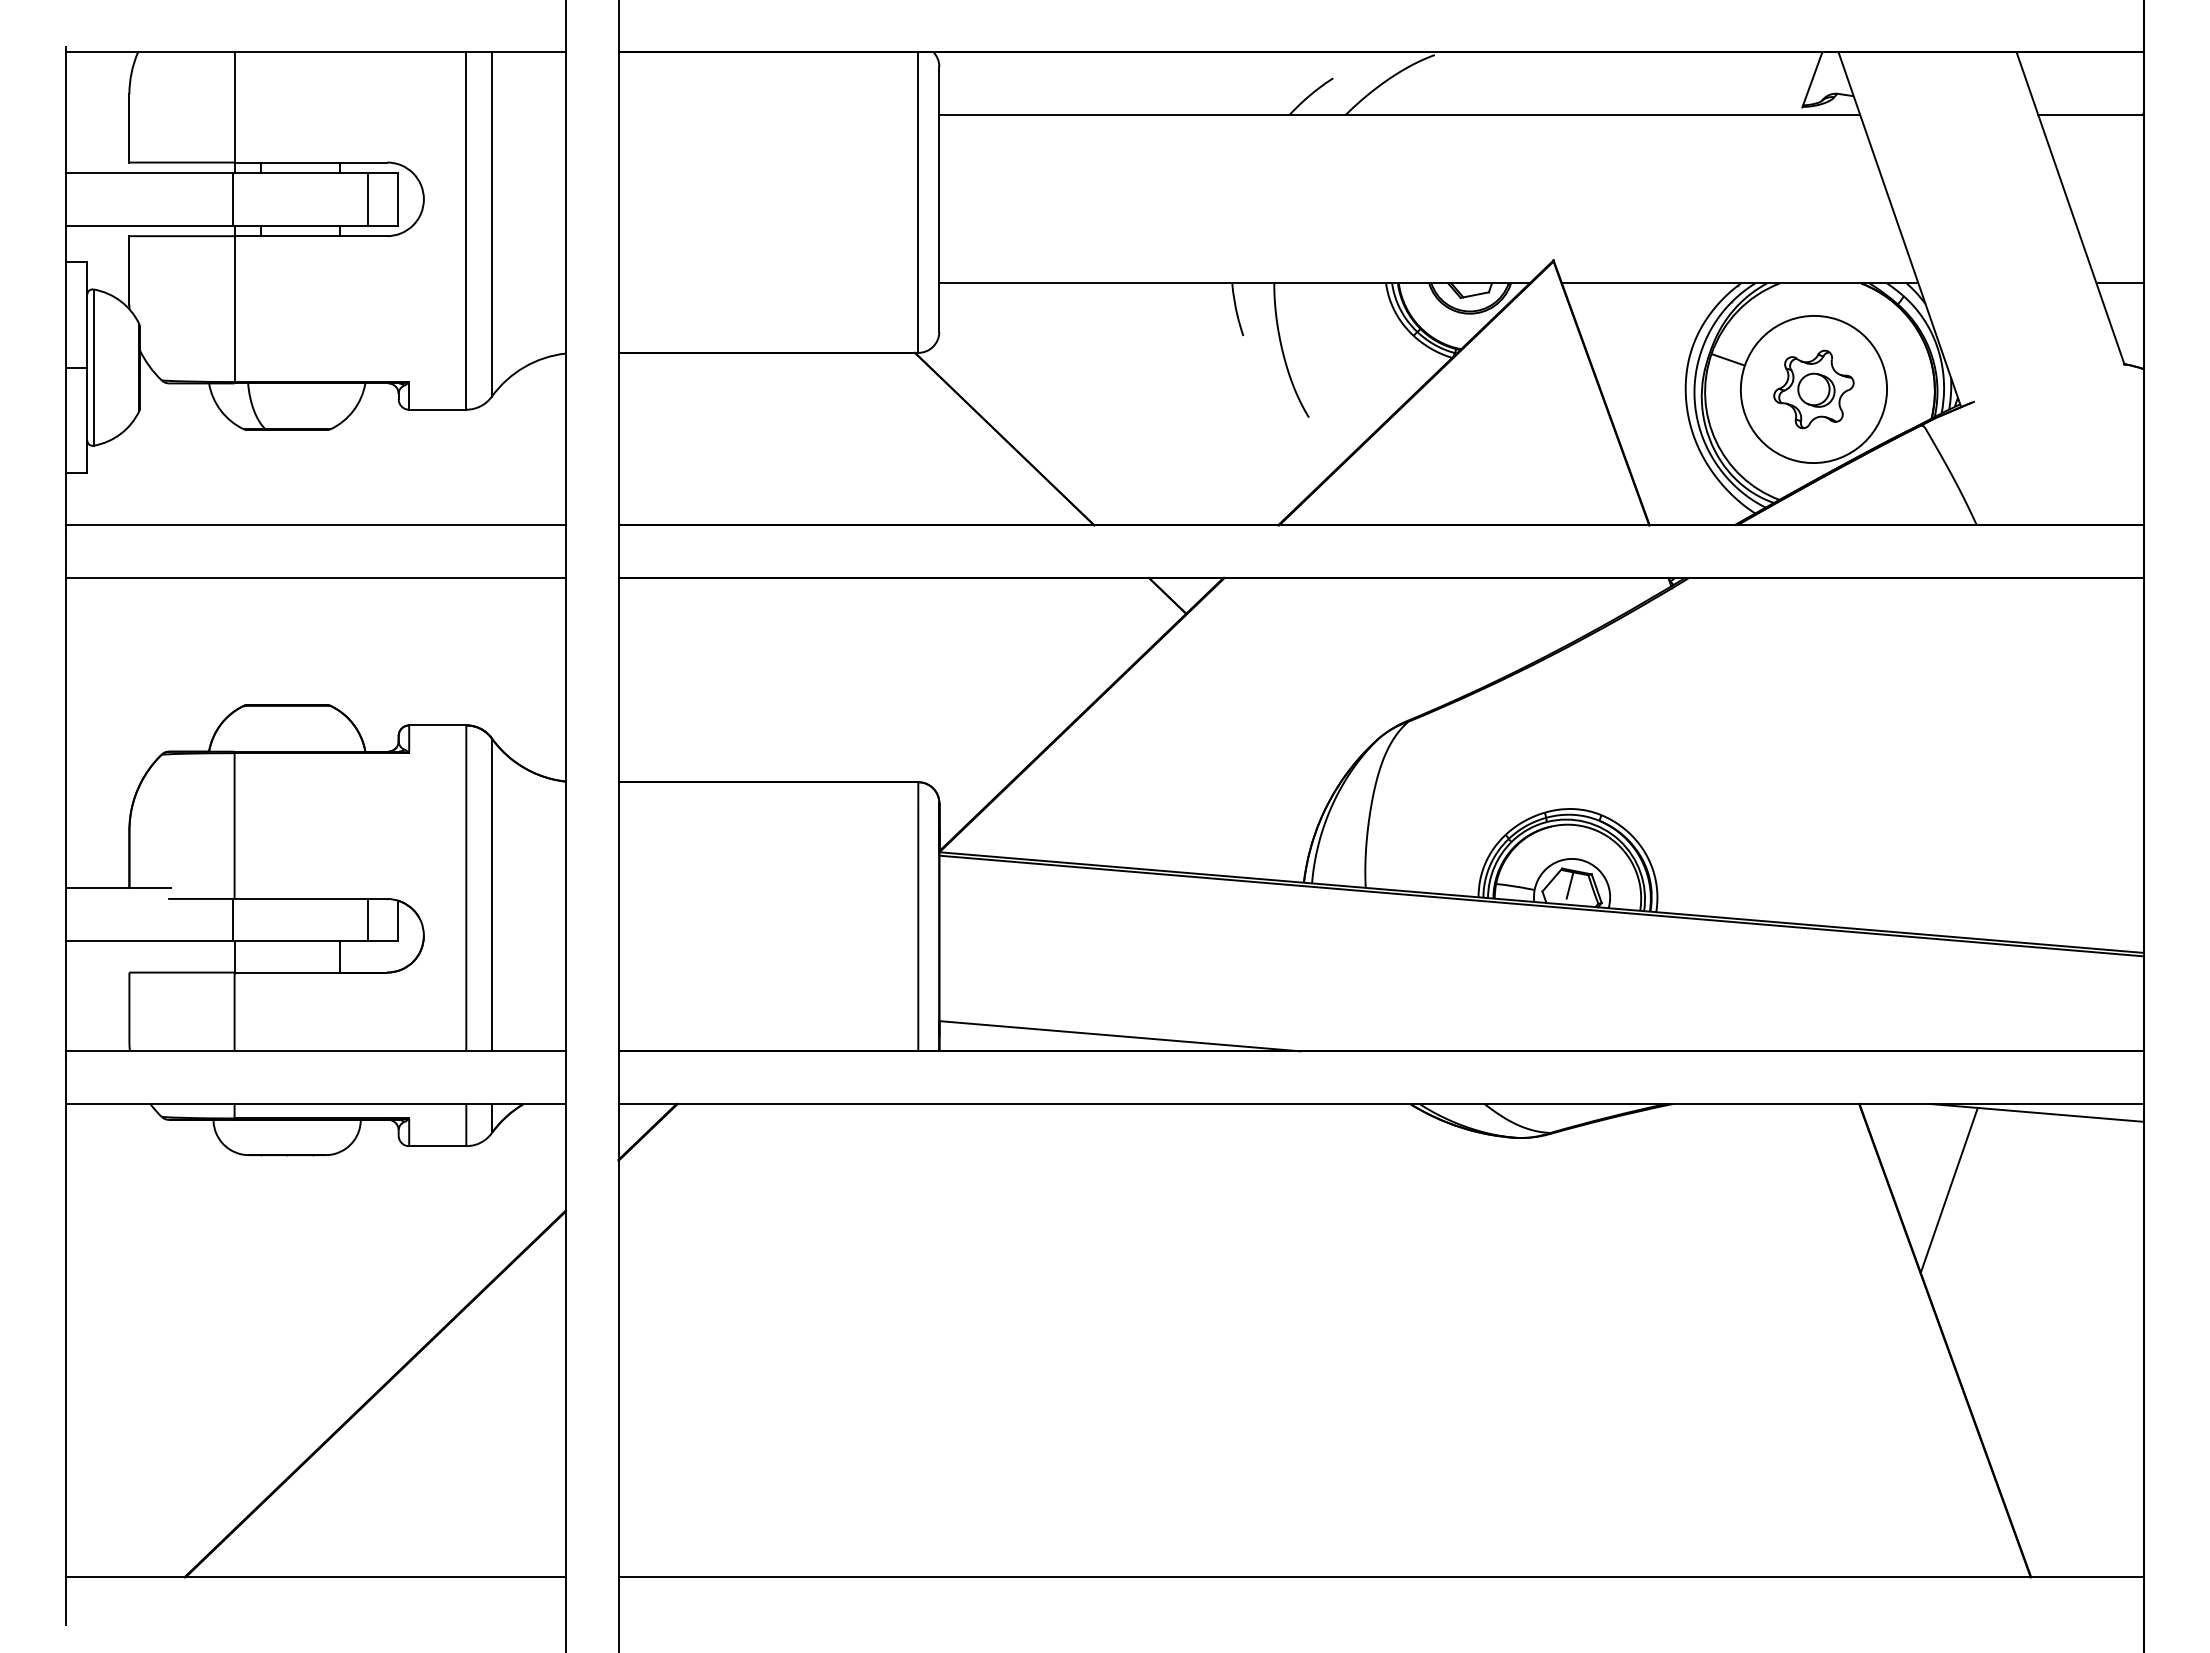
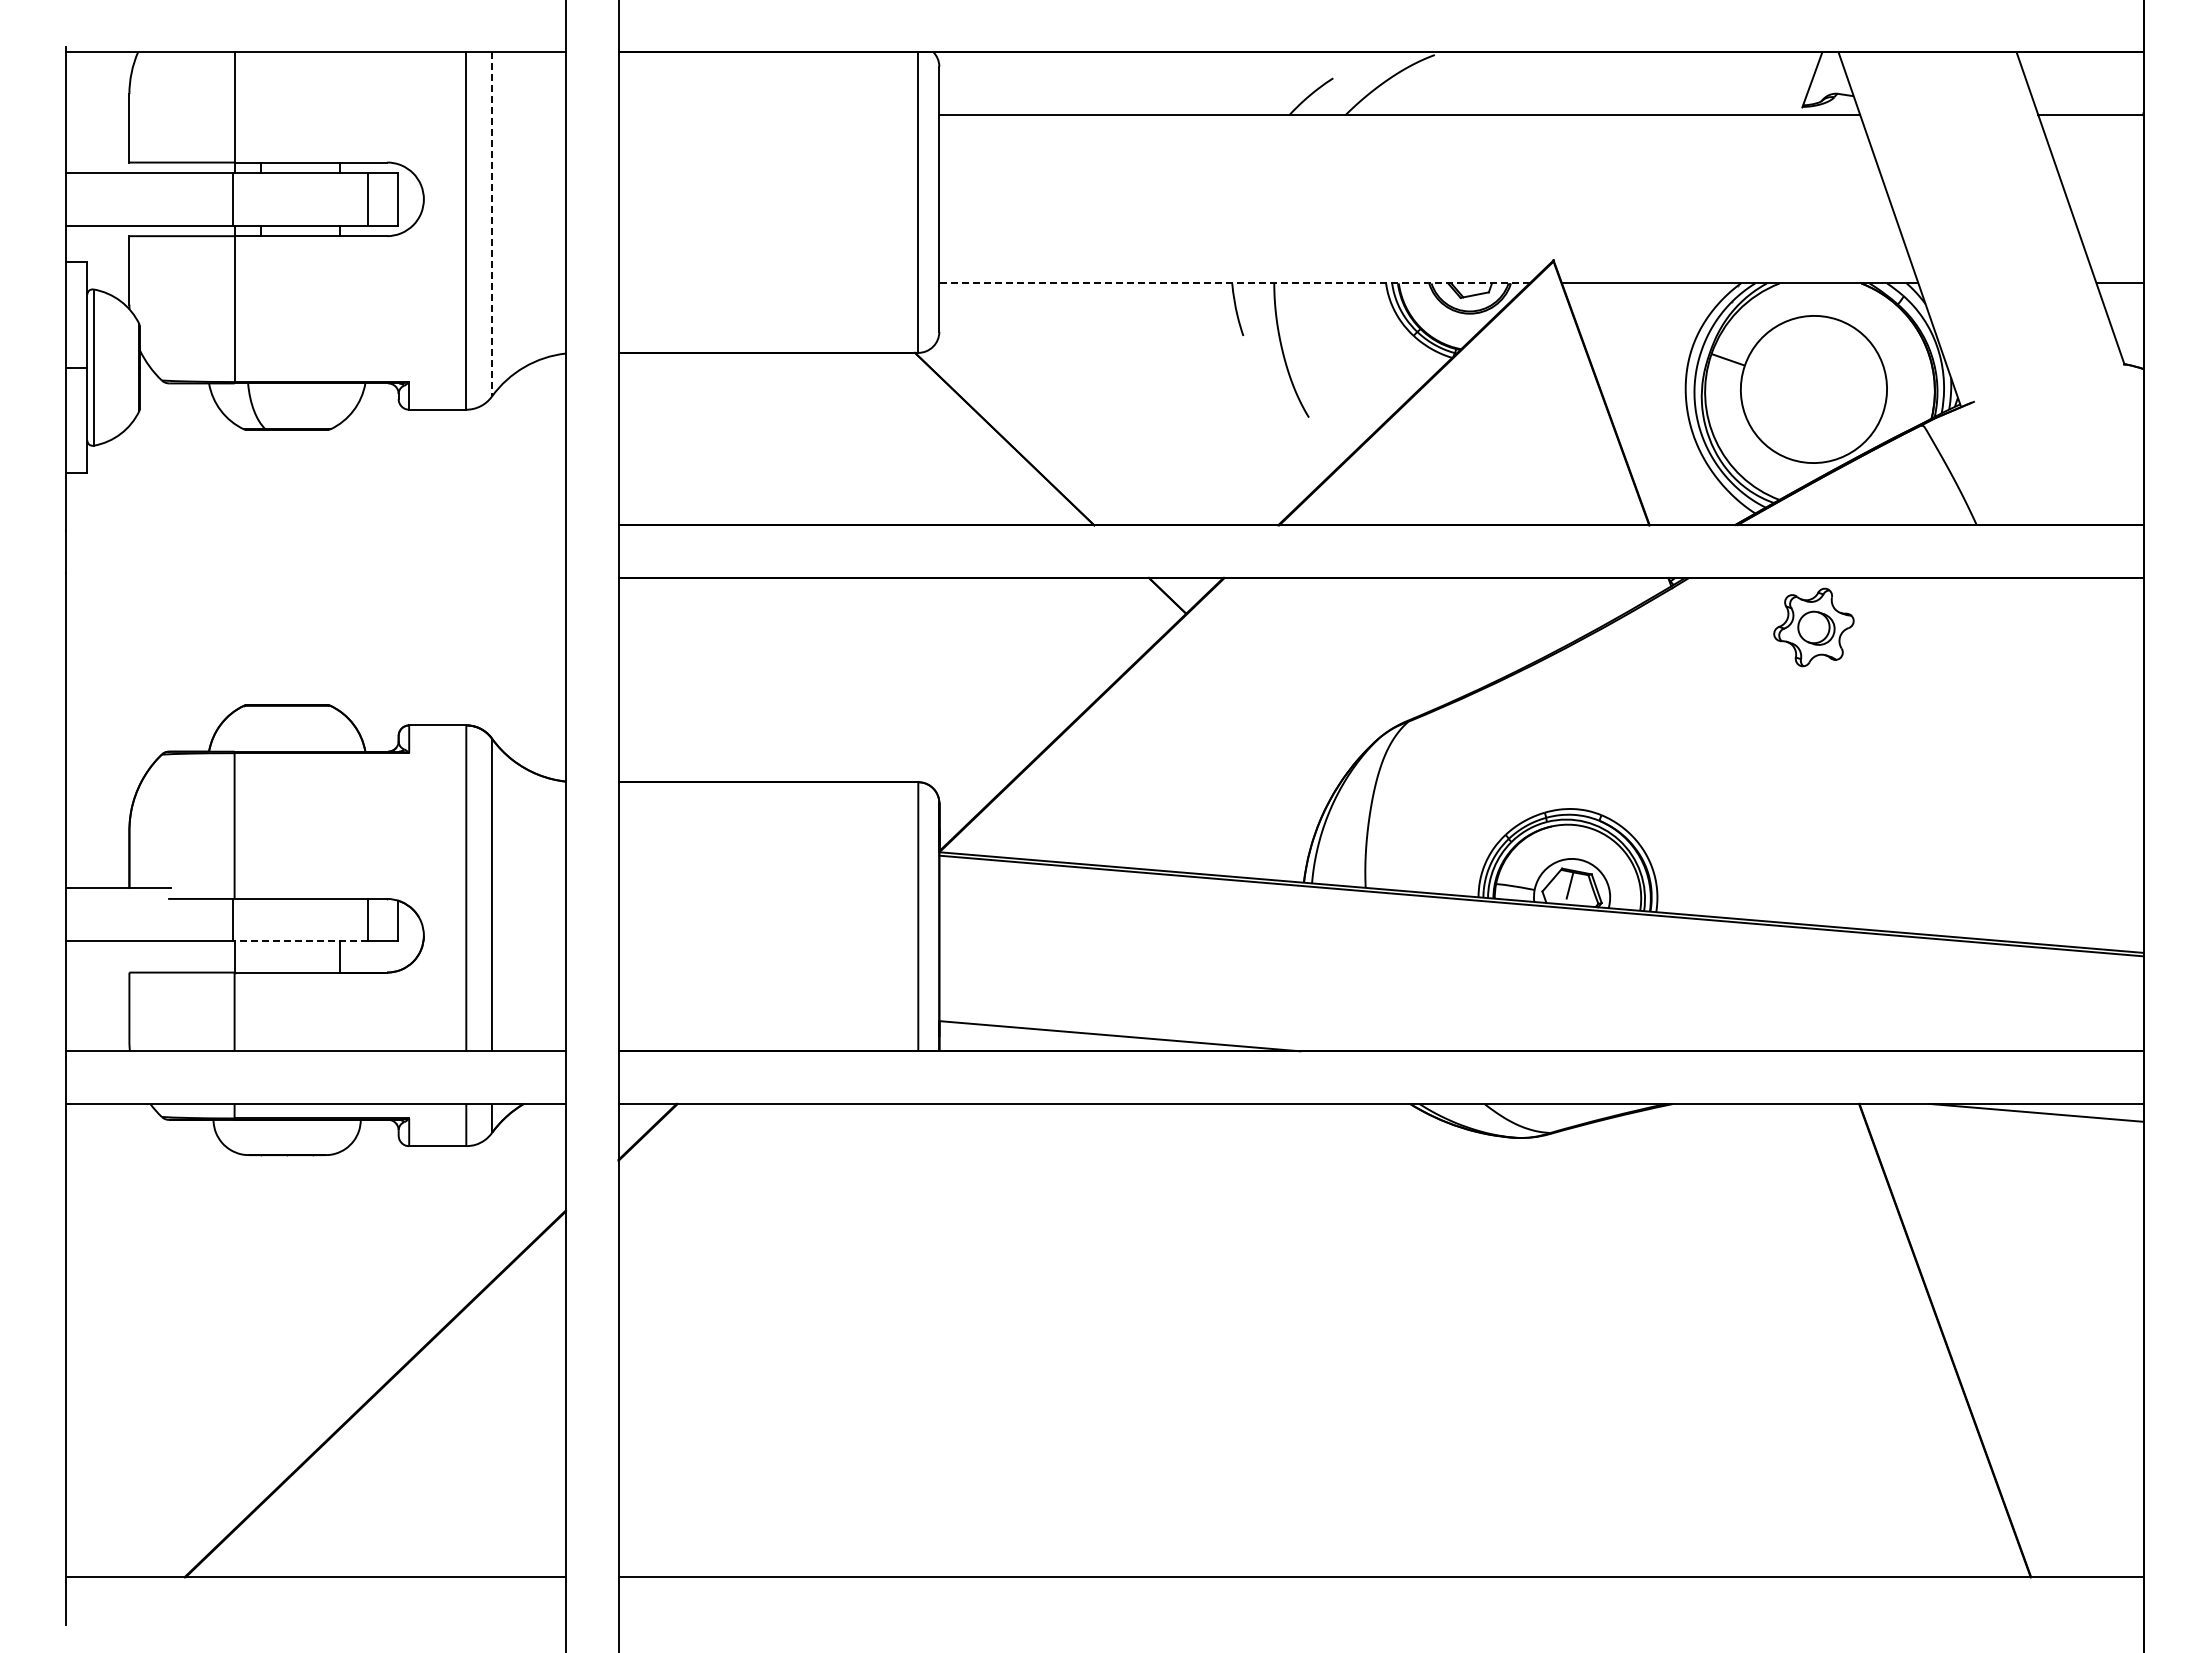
line: solid -> dashed (491, 224)
line: solid -> dashed (1233, 283)
part position: (1813, 389) -> (1813, 627) (1813, 627)
line: present -> none (315, 525)
line: present -> none (315, 578)
line: solid -> dashed (299, 941)
line: present -> none (1948, 1189)
